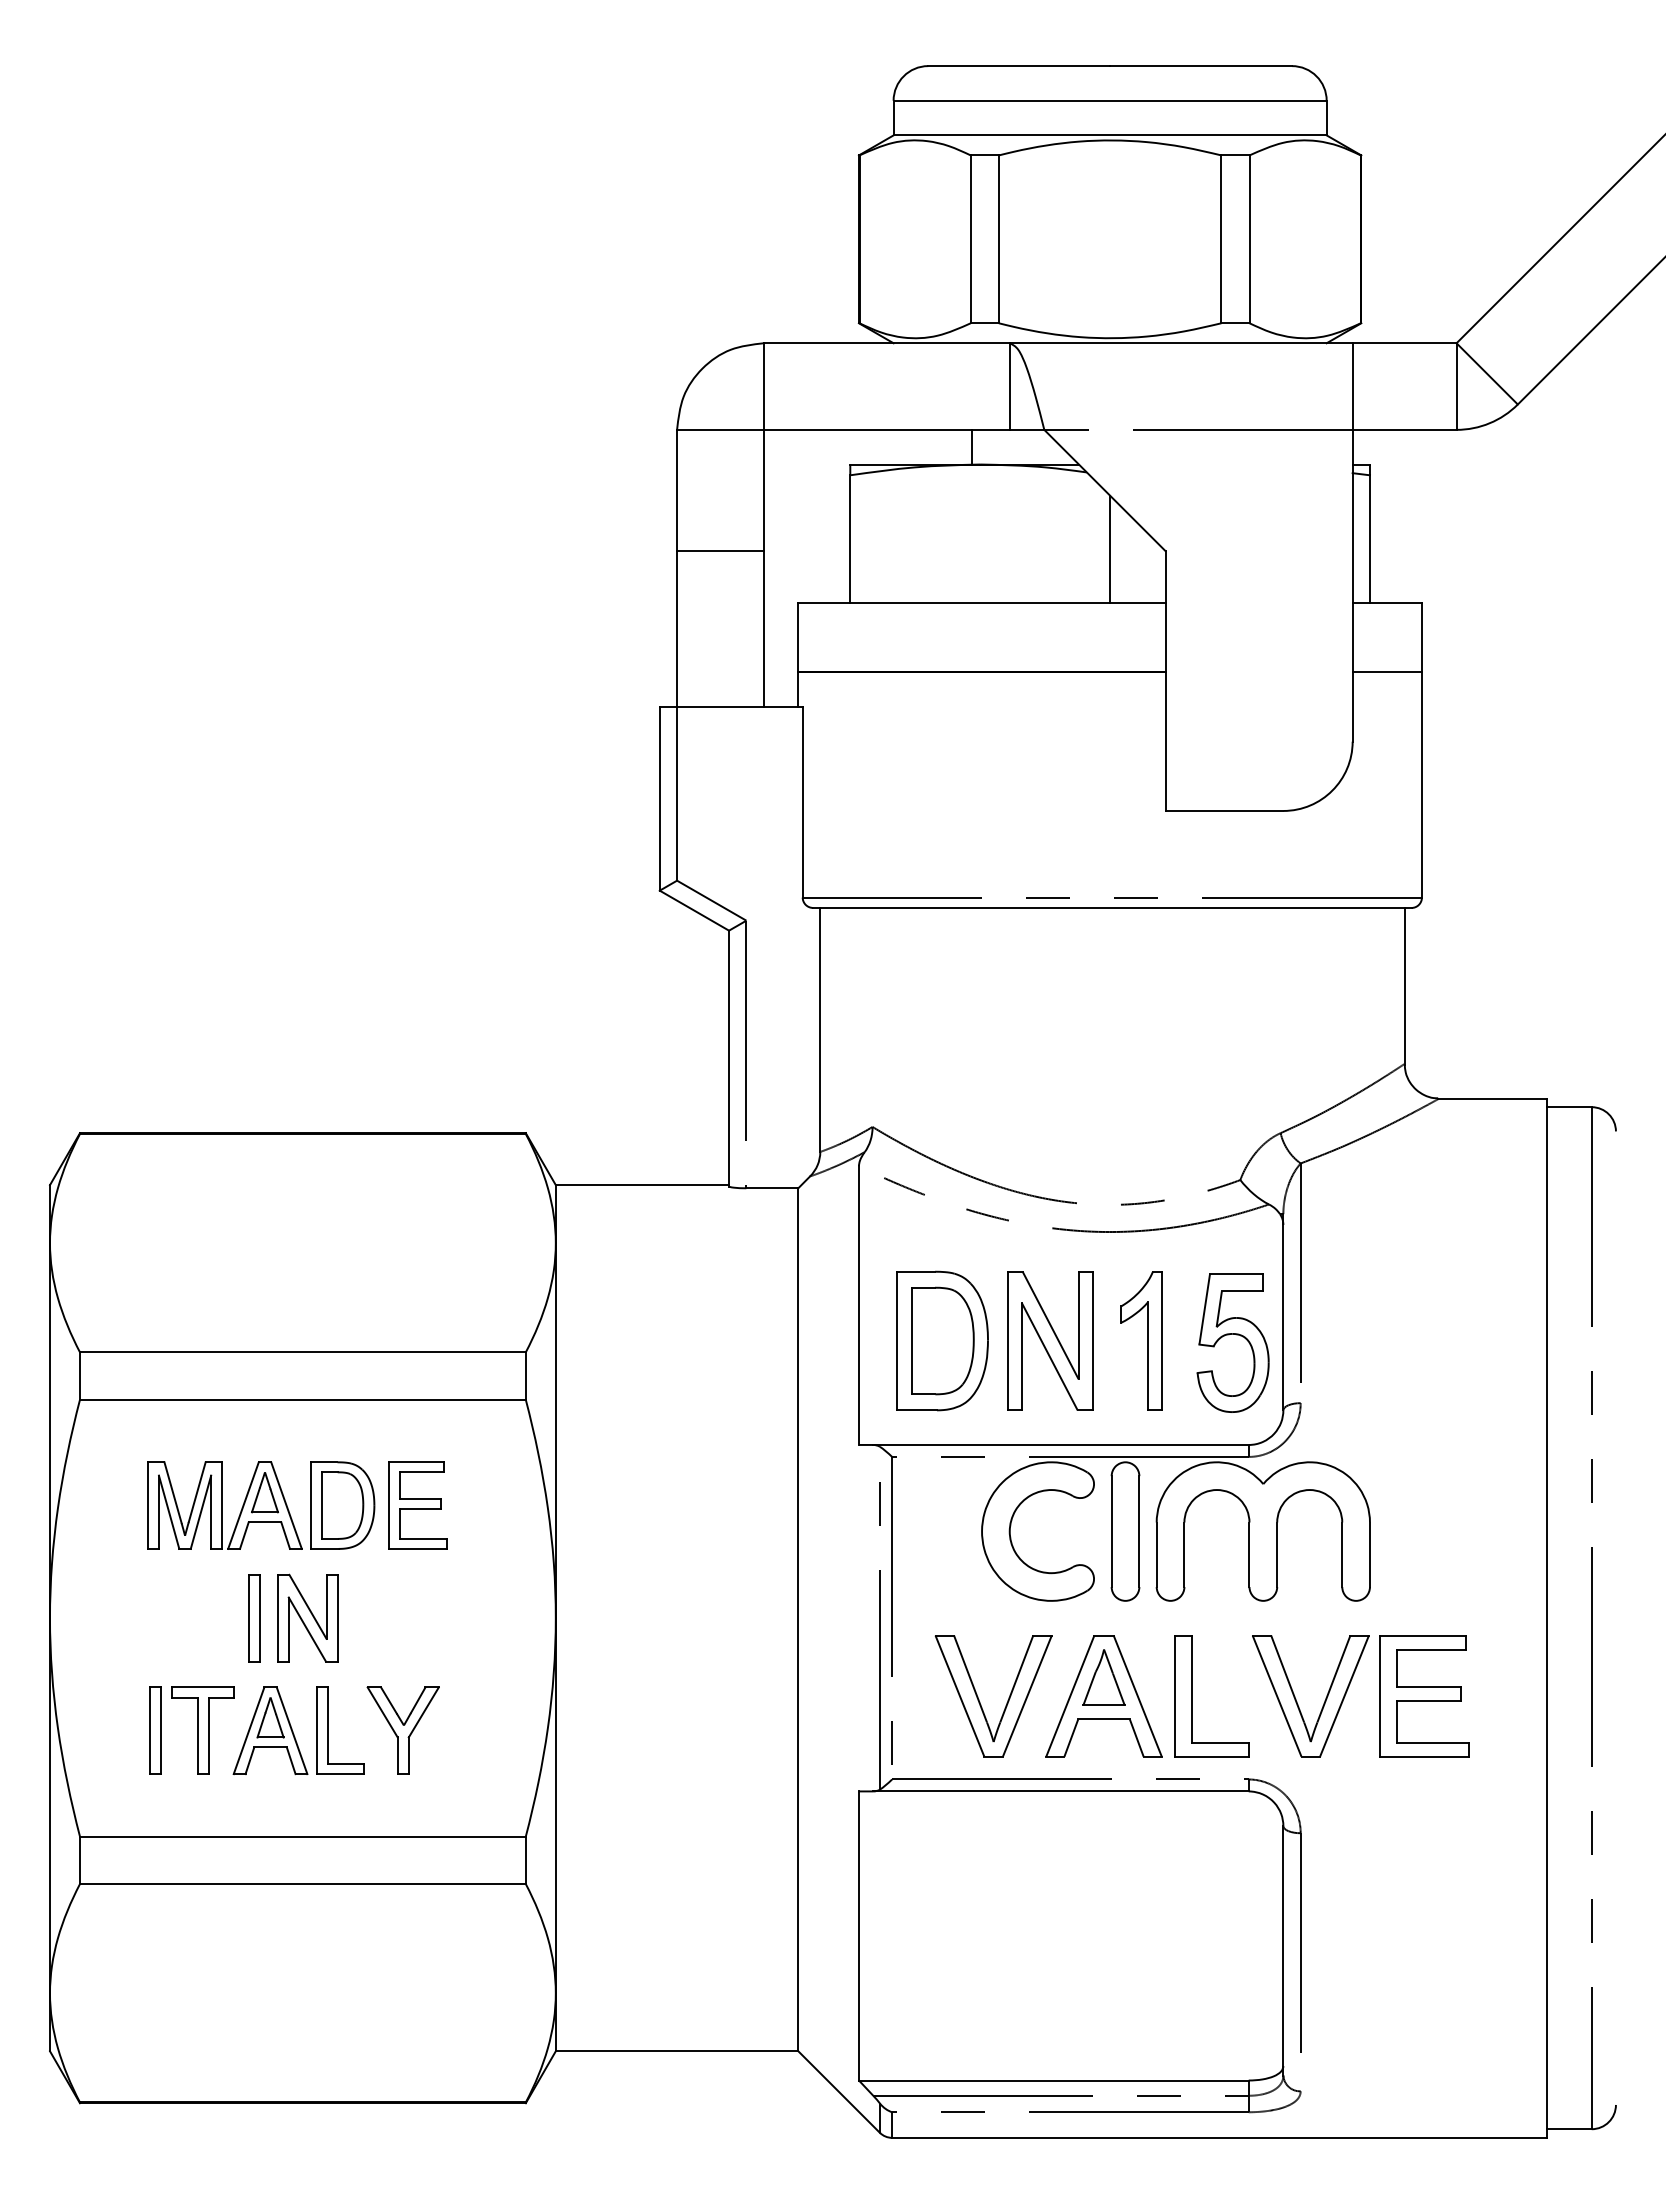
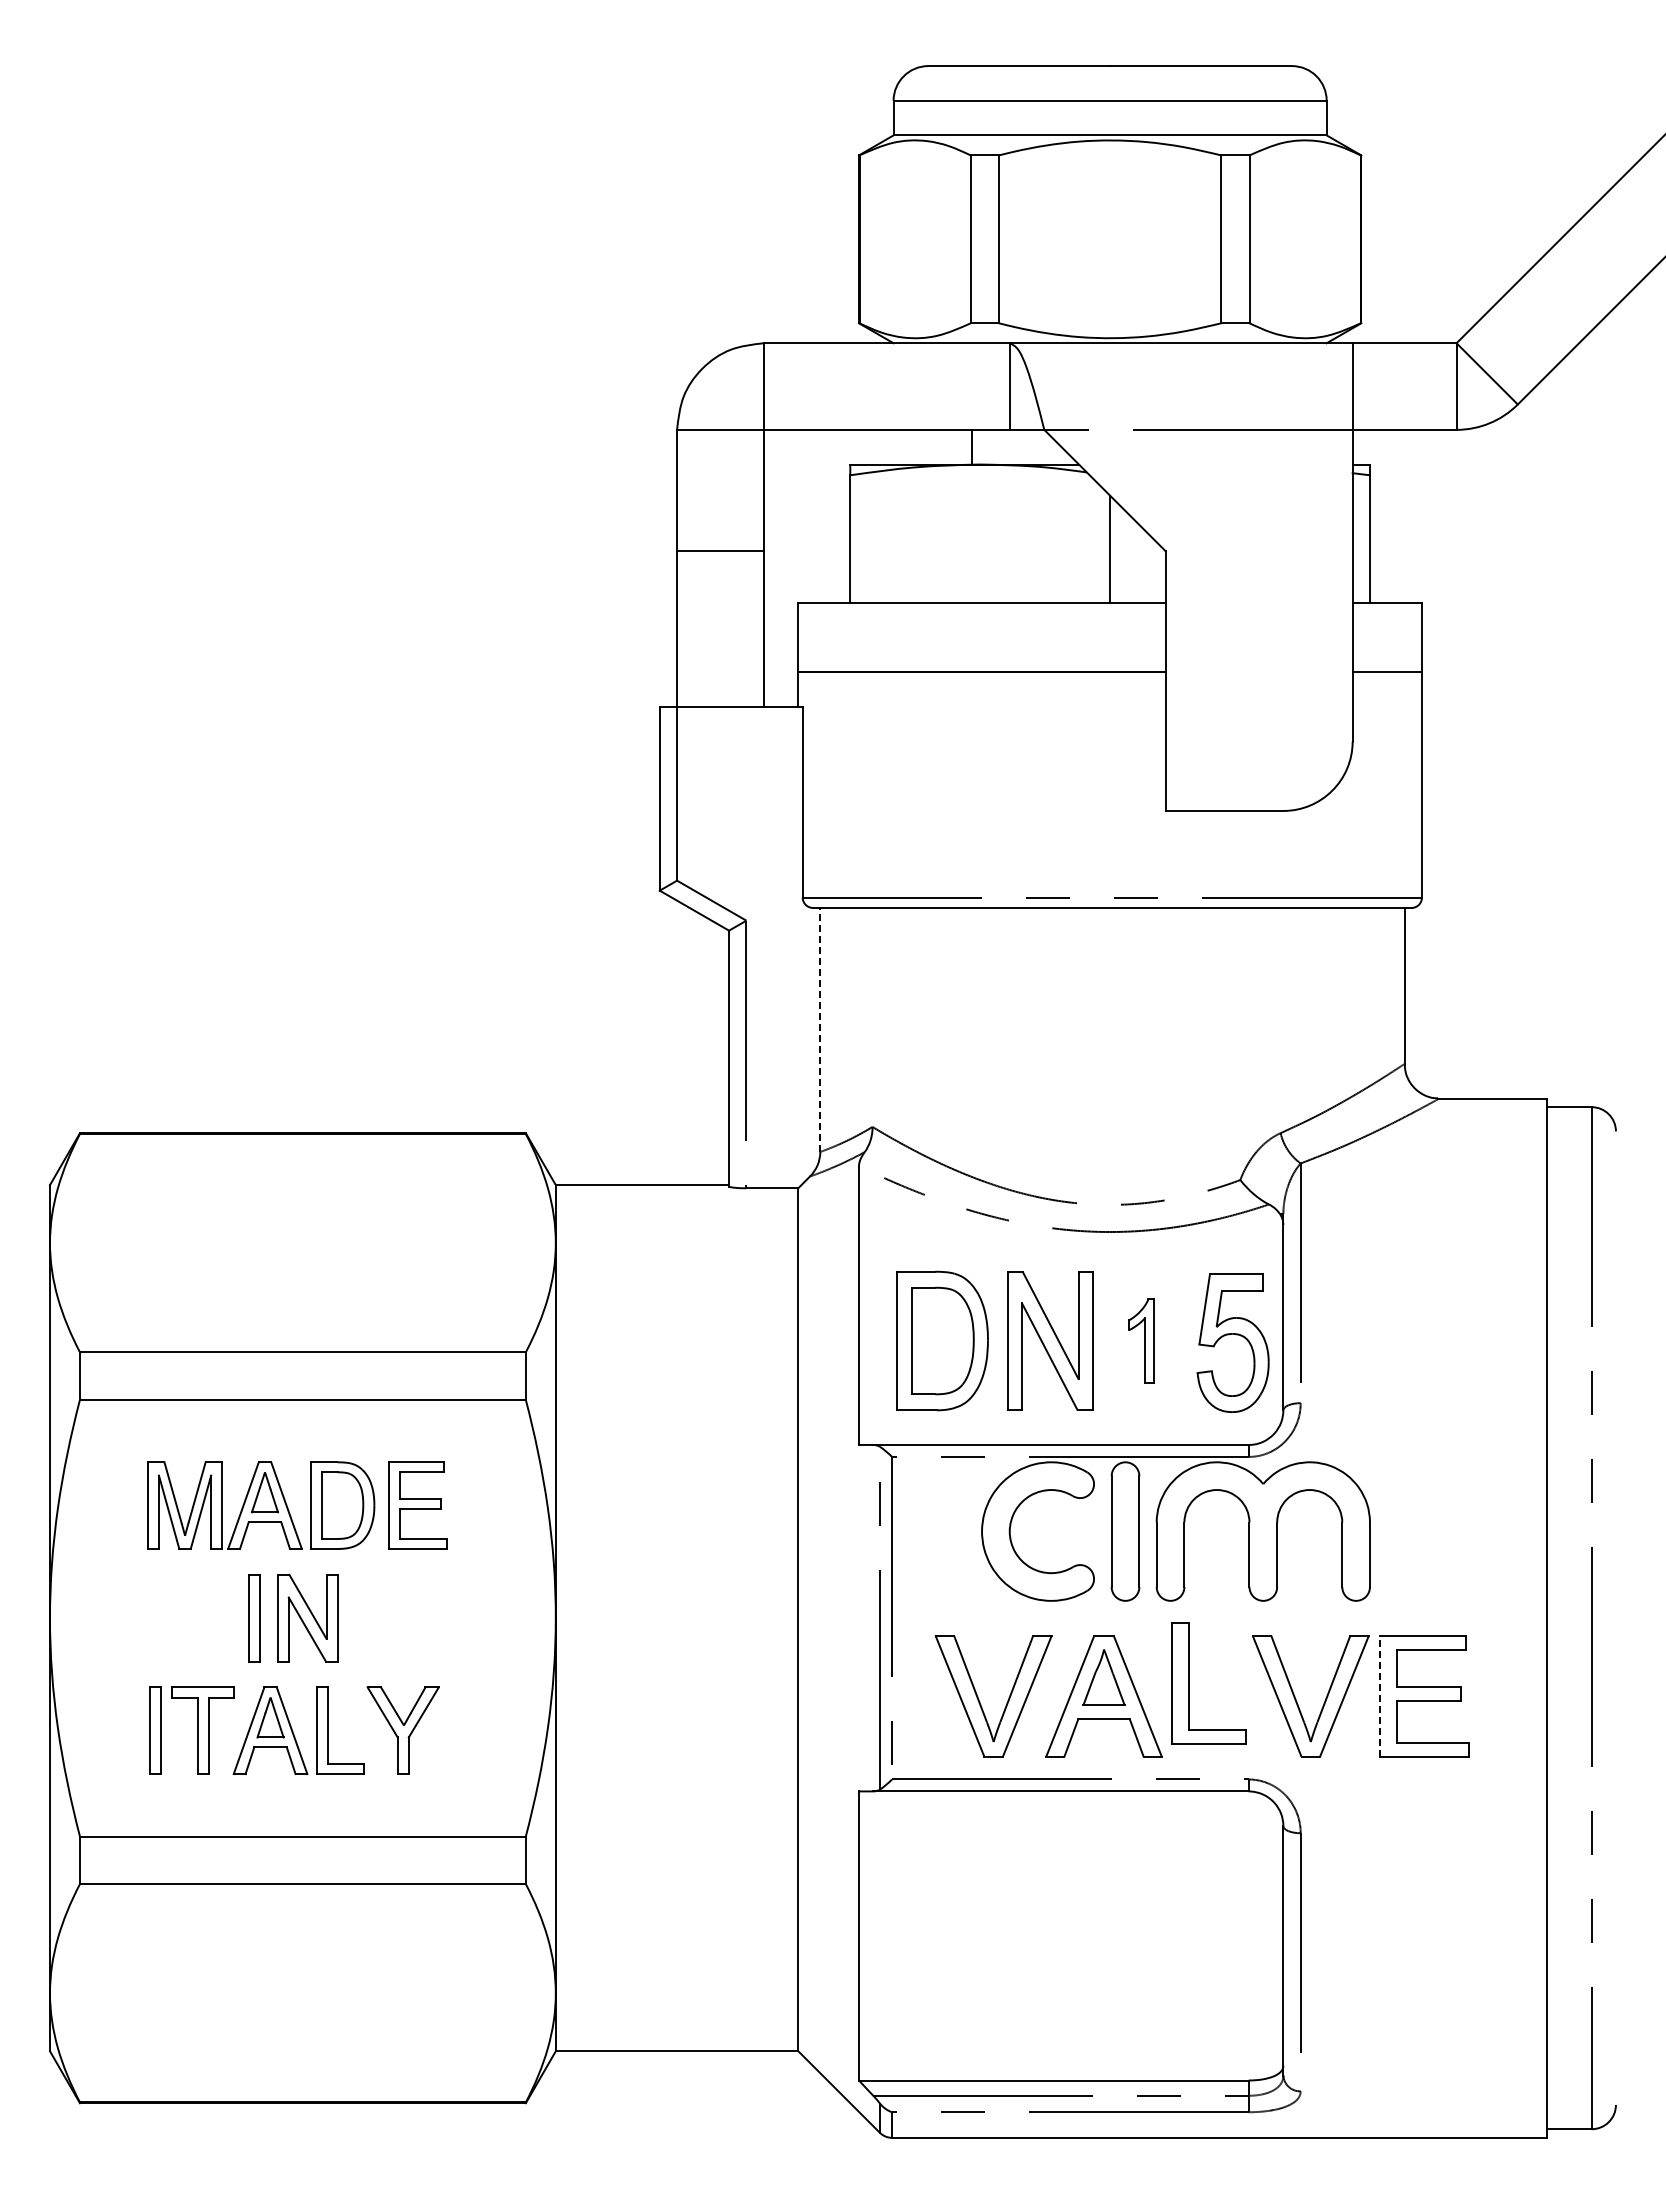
line: solid -> dashed (820, 1029)
part size: 43x140 px -> 27x86 px (1141, 1340)
part position: (1192, 1696) -> (1189, 1683) (1189, 1683)
line: solid -> dashed (1379, 1696)
